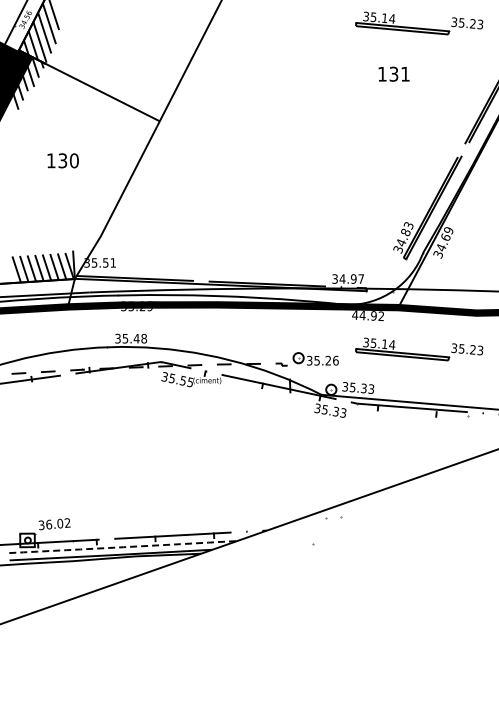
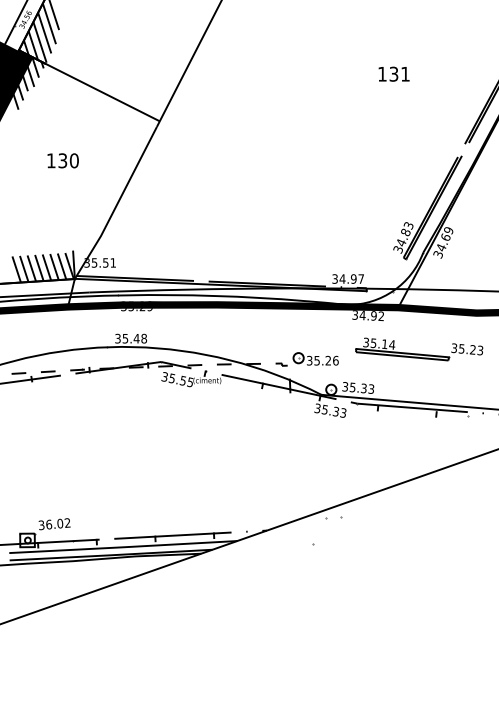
part: present -> none (419, 23)
text: 44.92 -> 34.92 (355, 314)
arc: dashed -> solid (123, 547)
